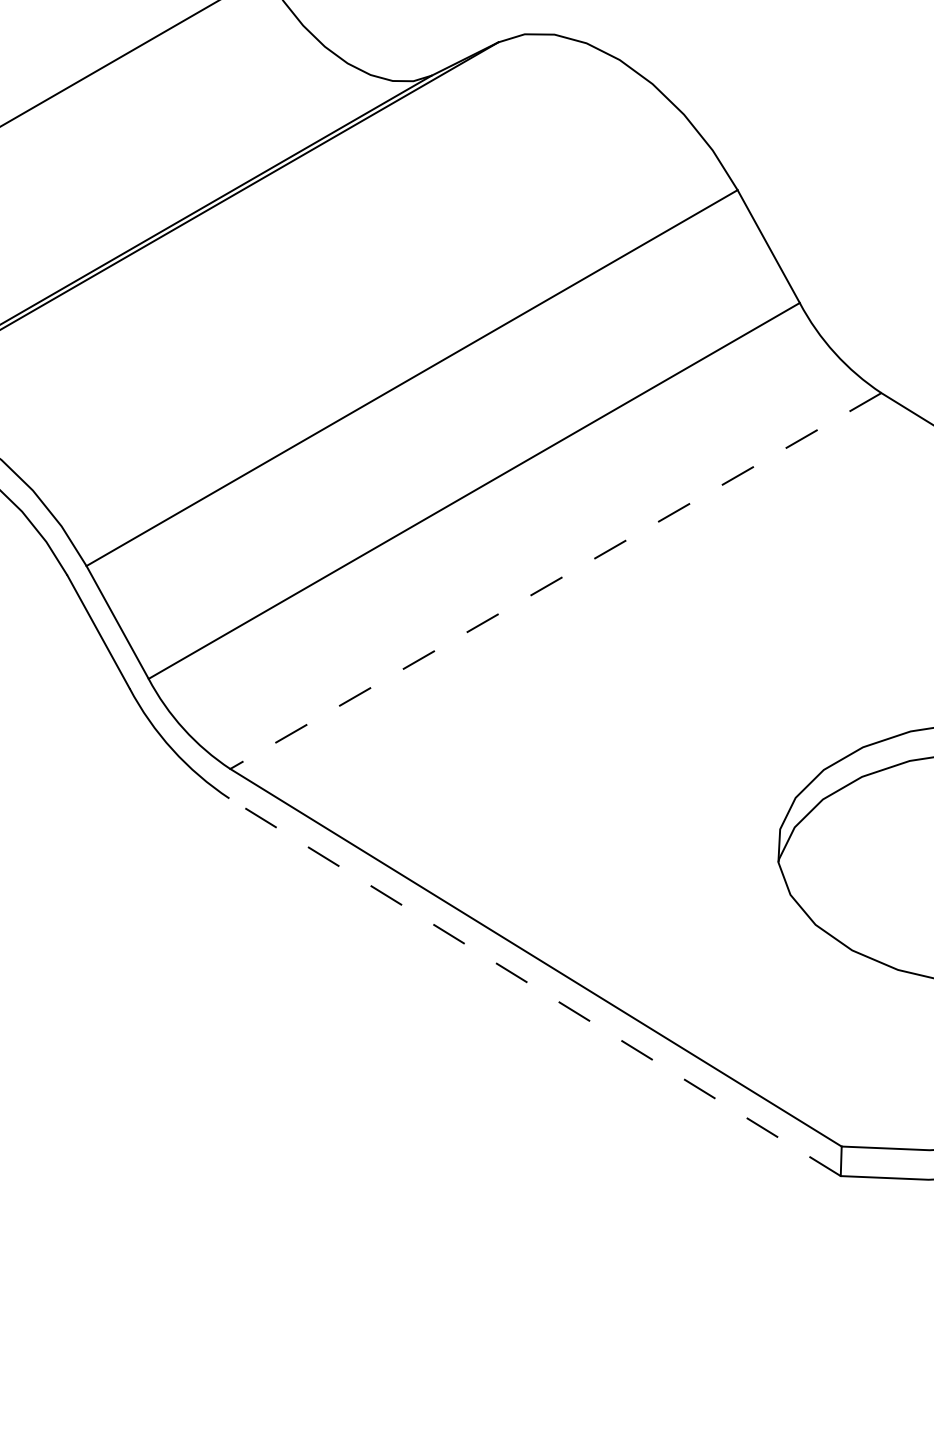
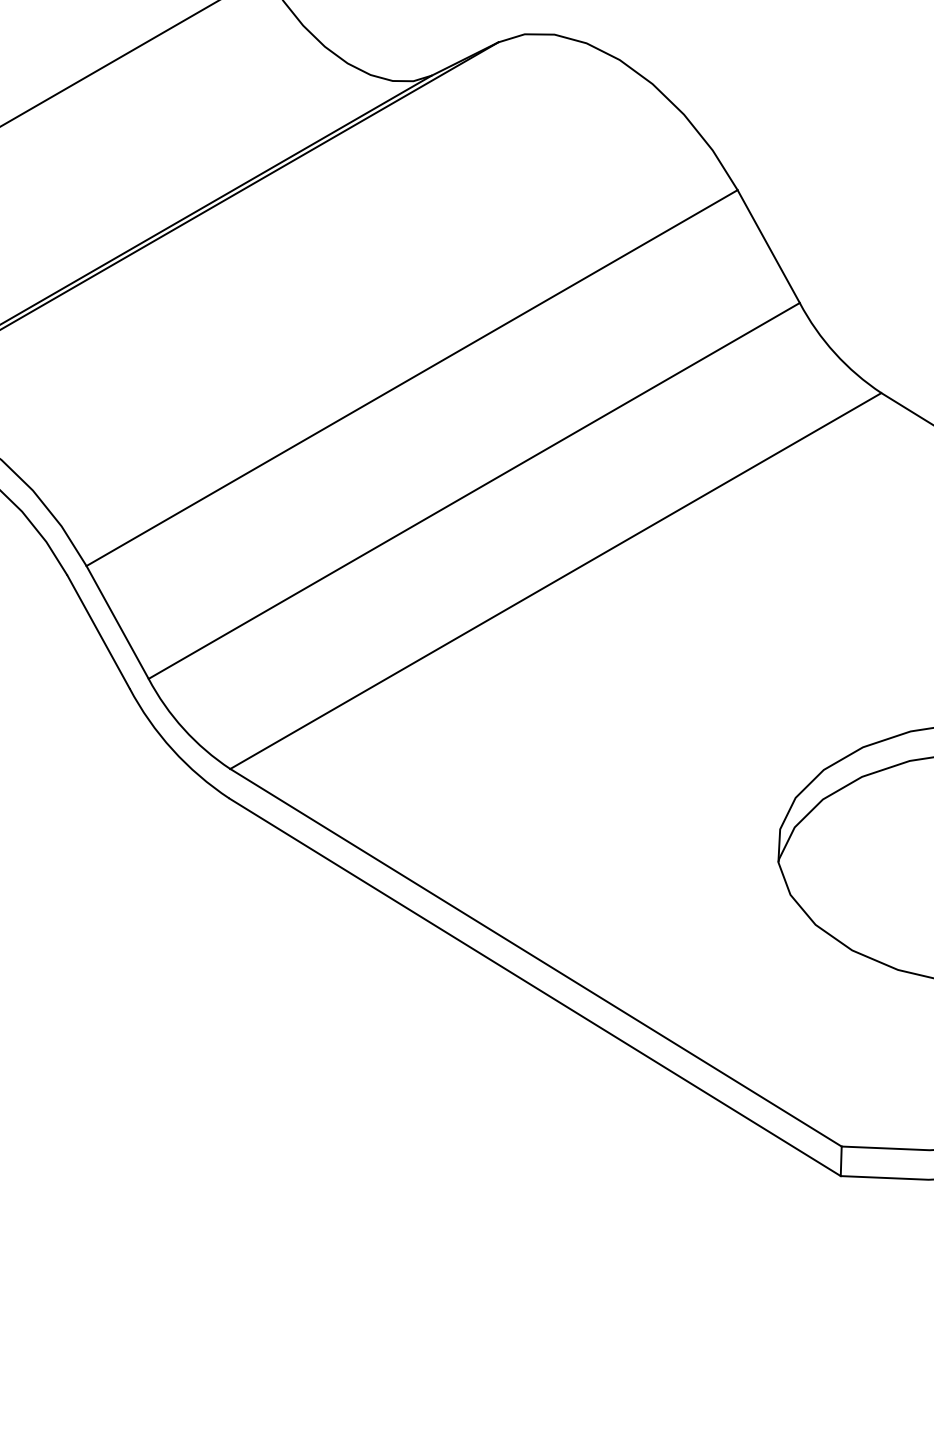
line: dashed -> solid (555, 581)
line: dashed -> solid (534, 987)
